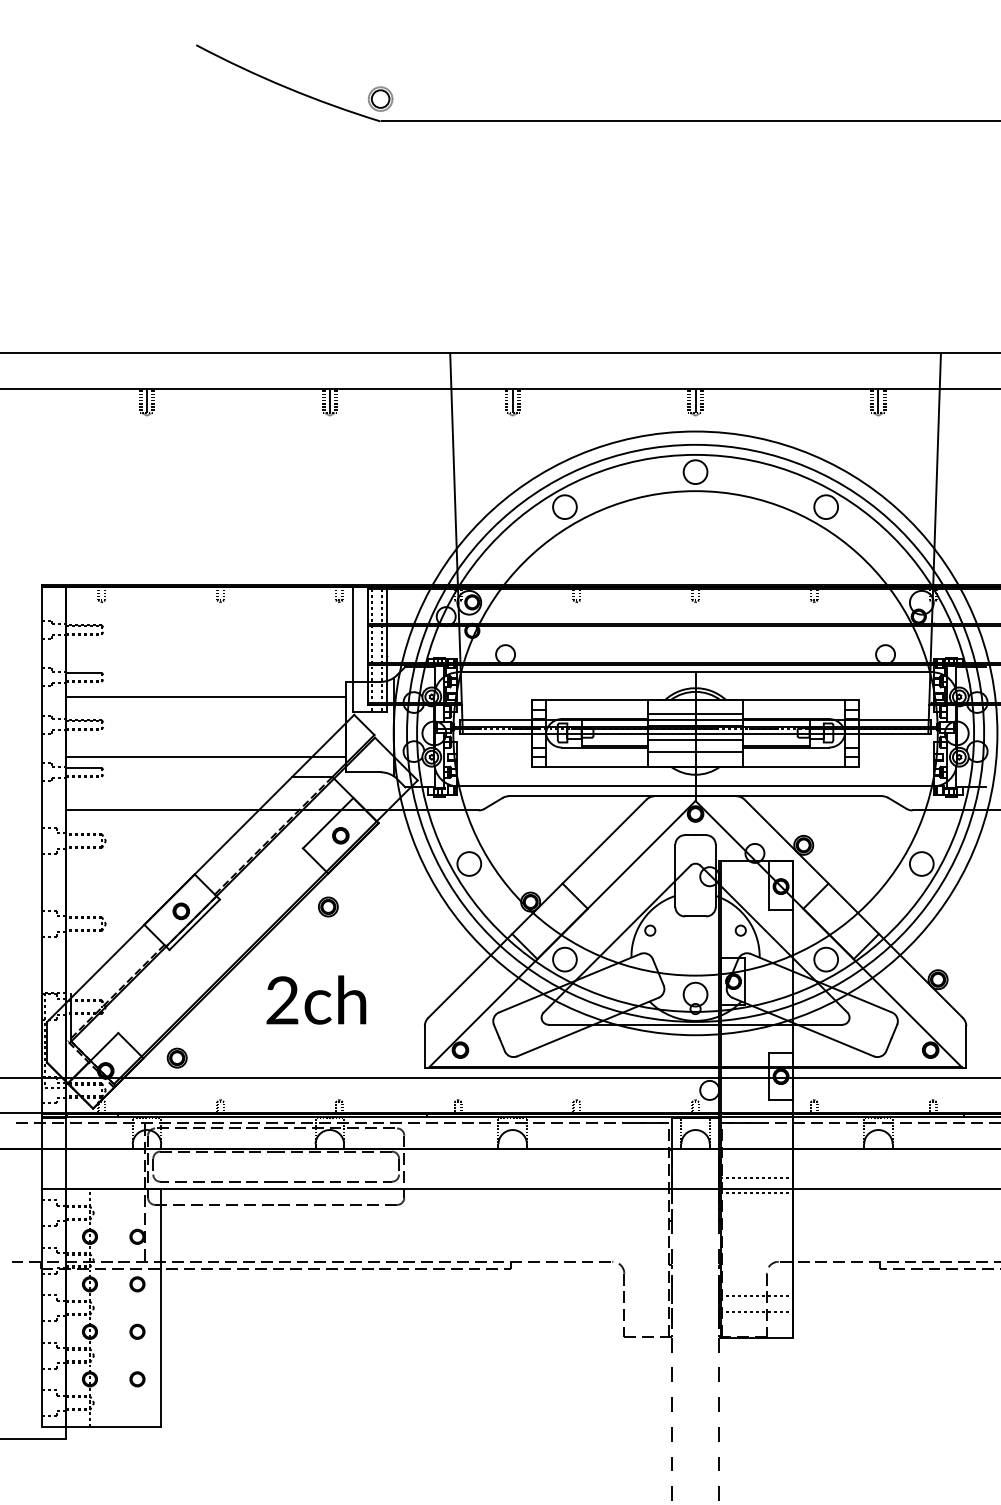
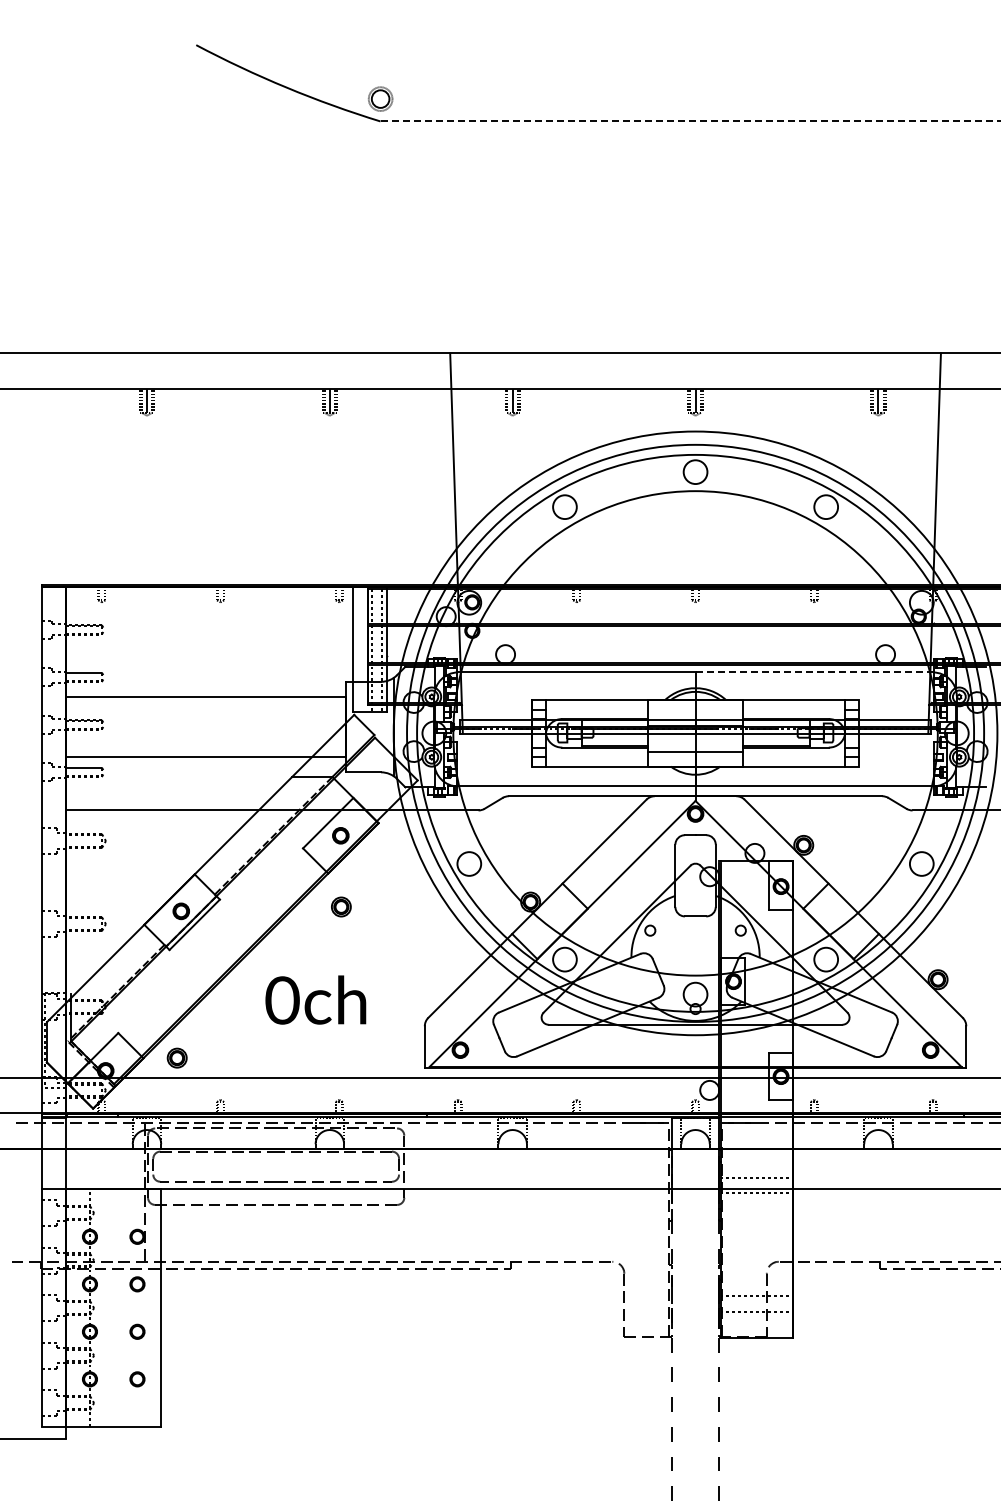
line: solid -> dashed (691, 121)
line: solid -> dashed (814, 672)
line: present -> none (695, 714)
line: present -> none (695, 740)
part position: (328, 906) -> (341, 906) (341, 906)
text: 2ch -> 0ch (282, 1000)
